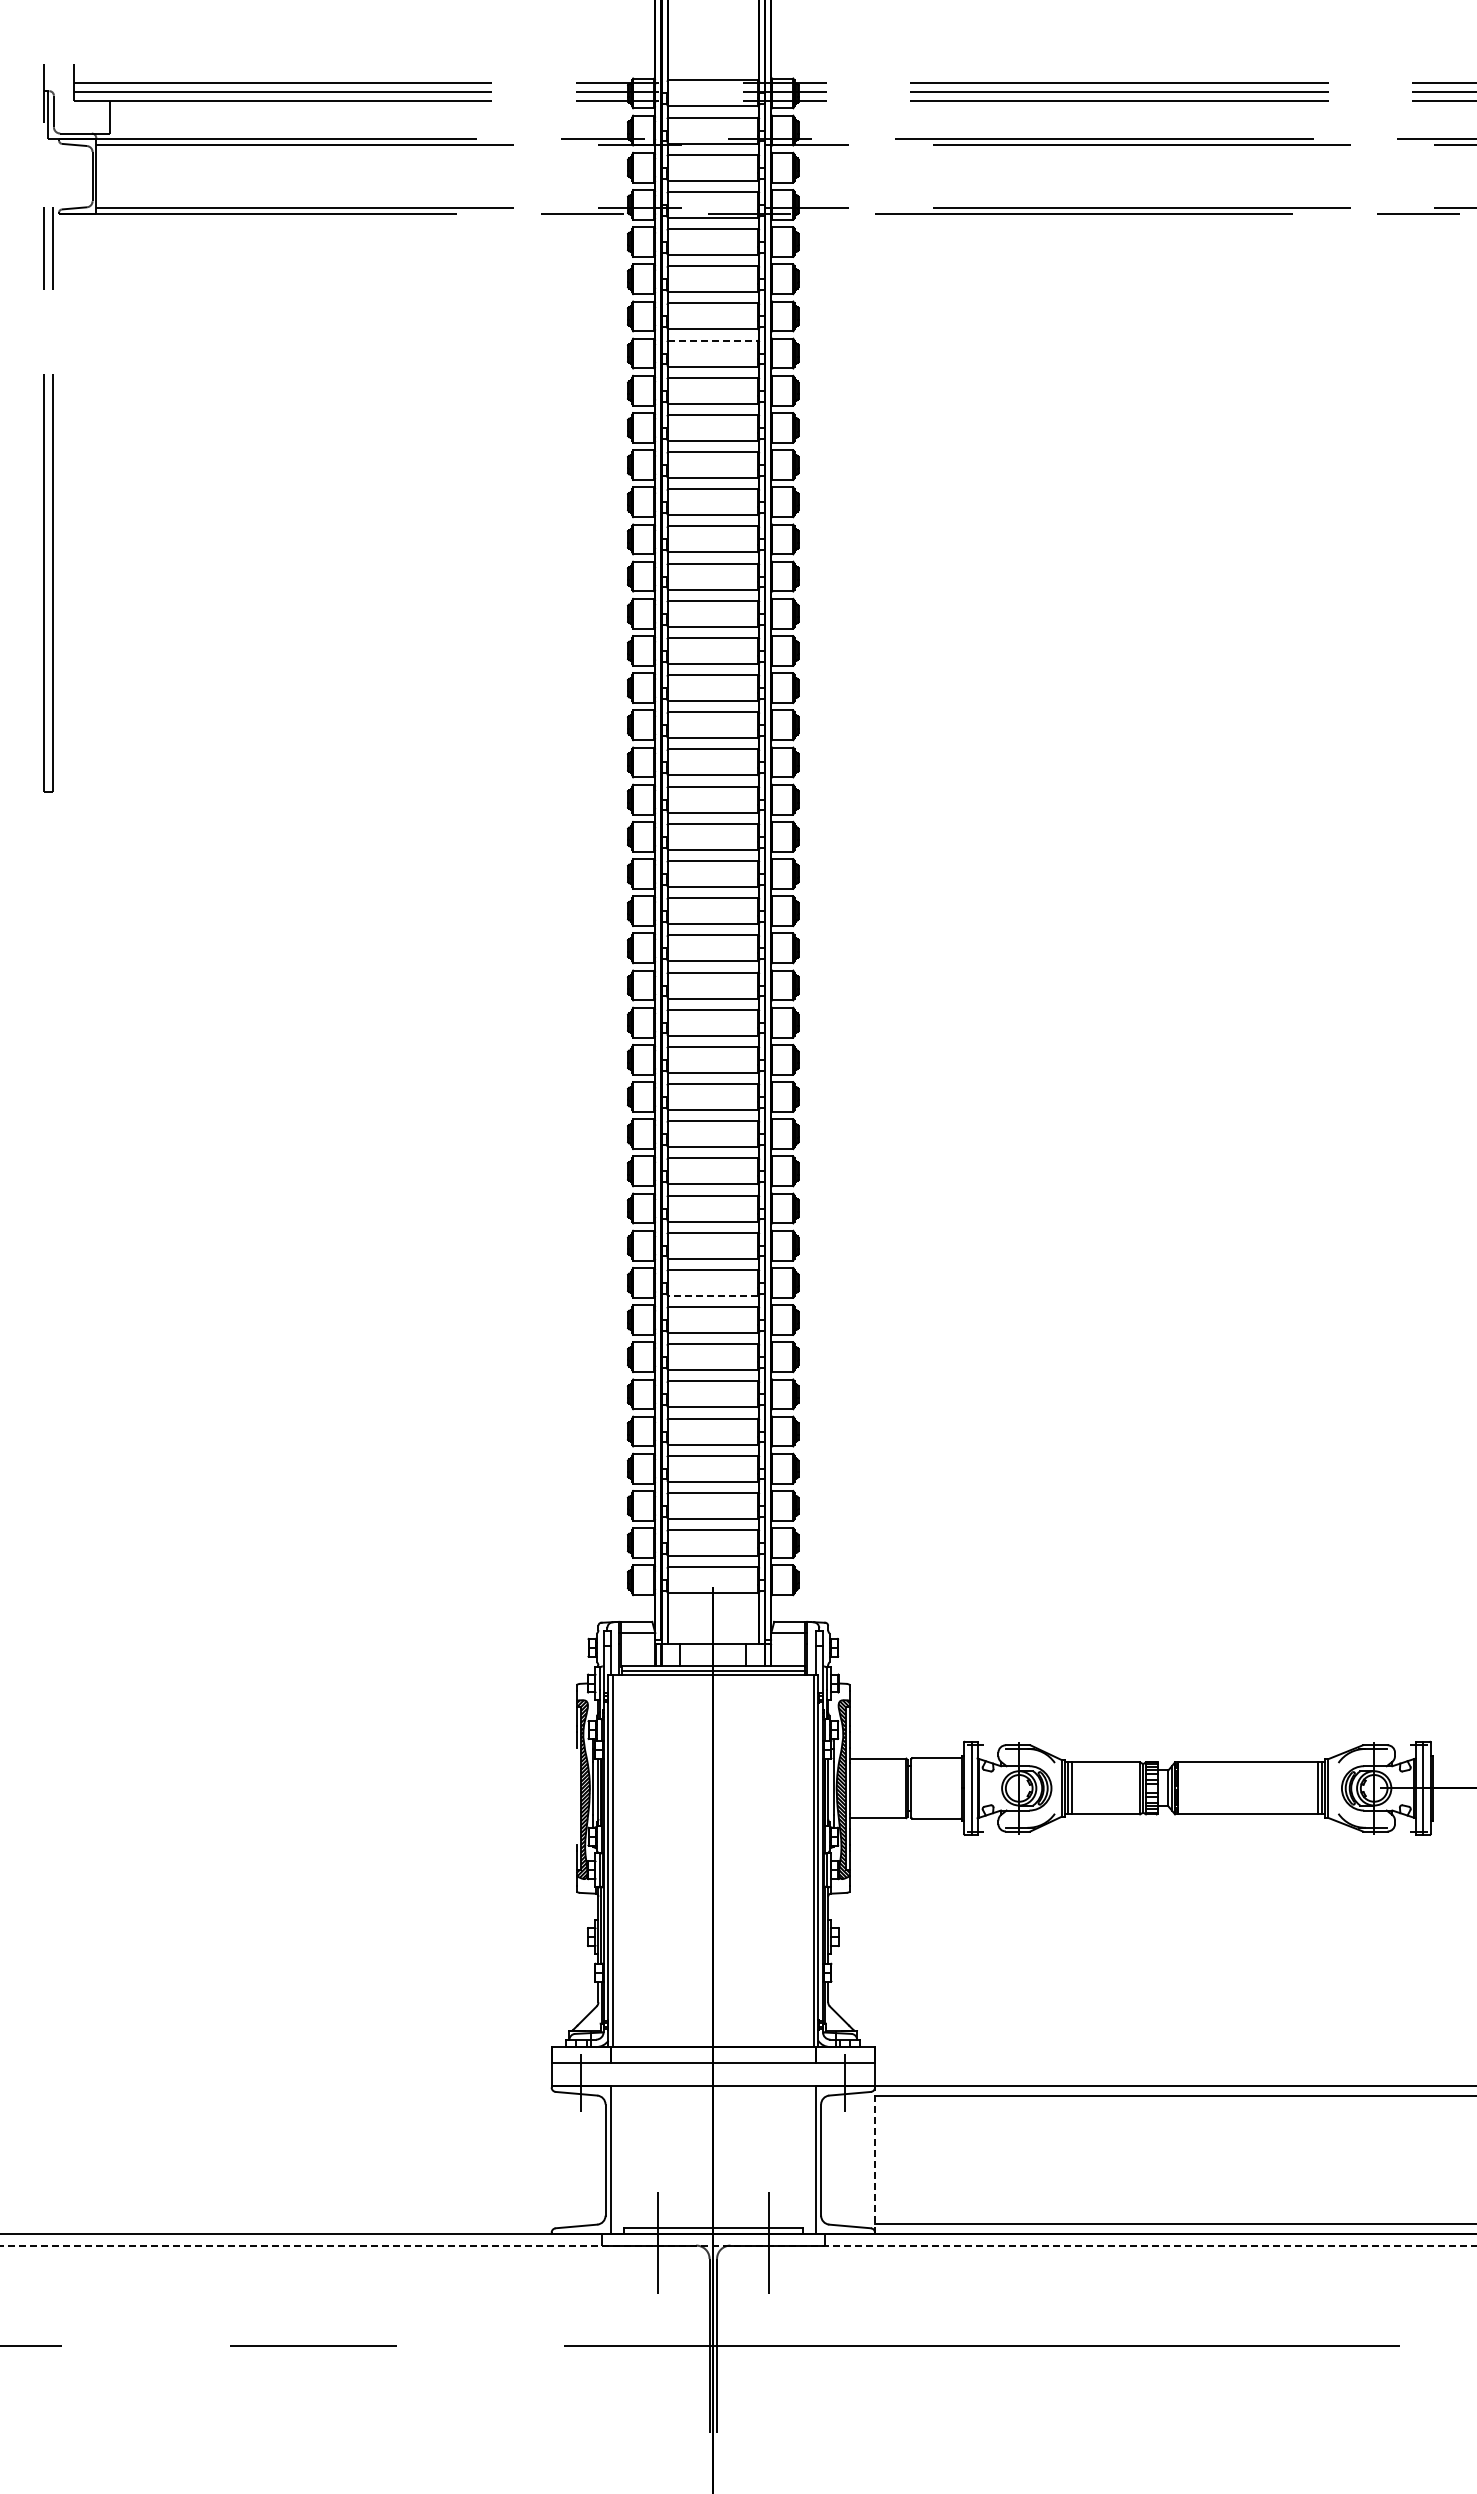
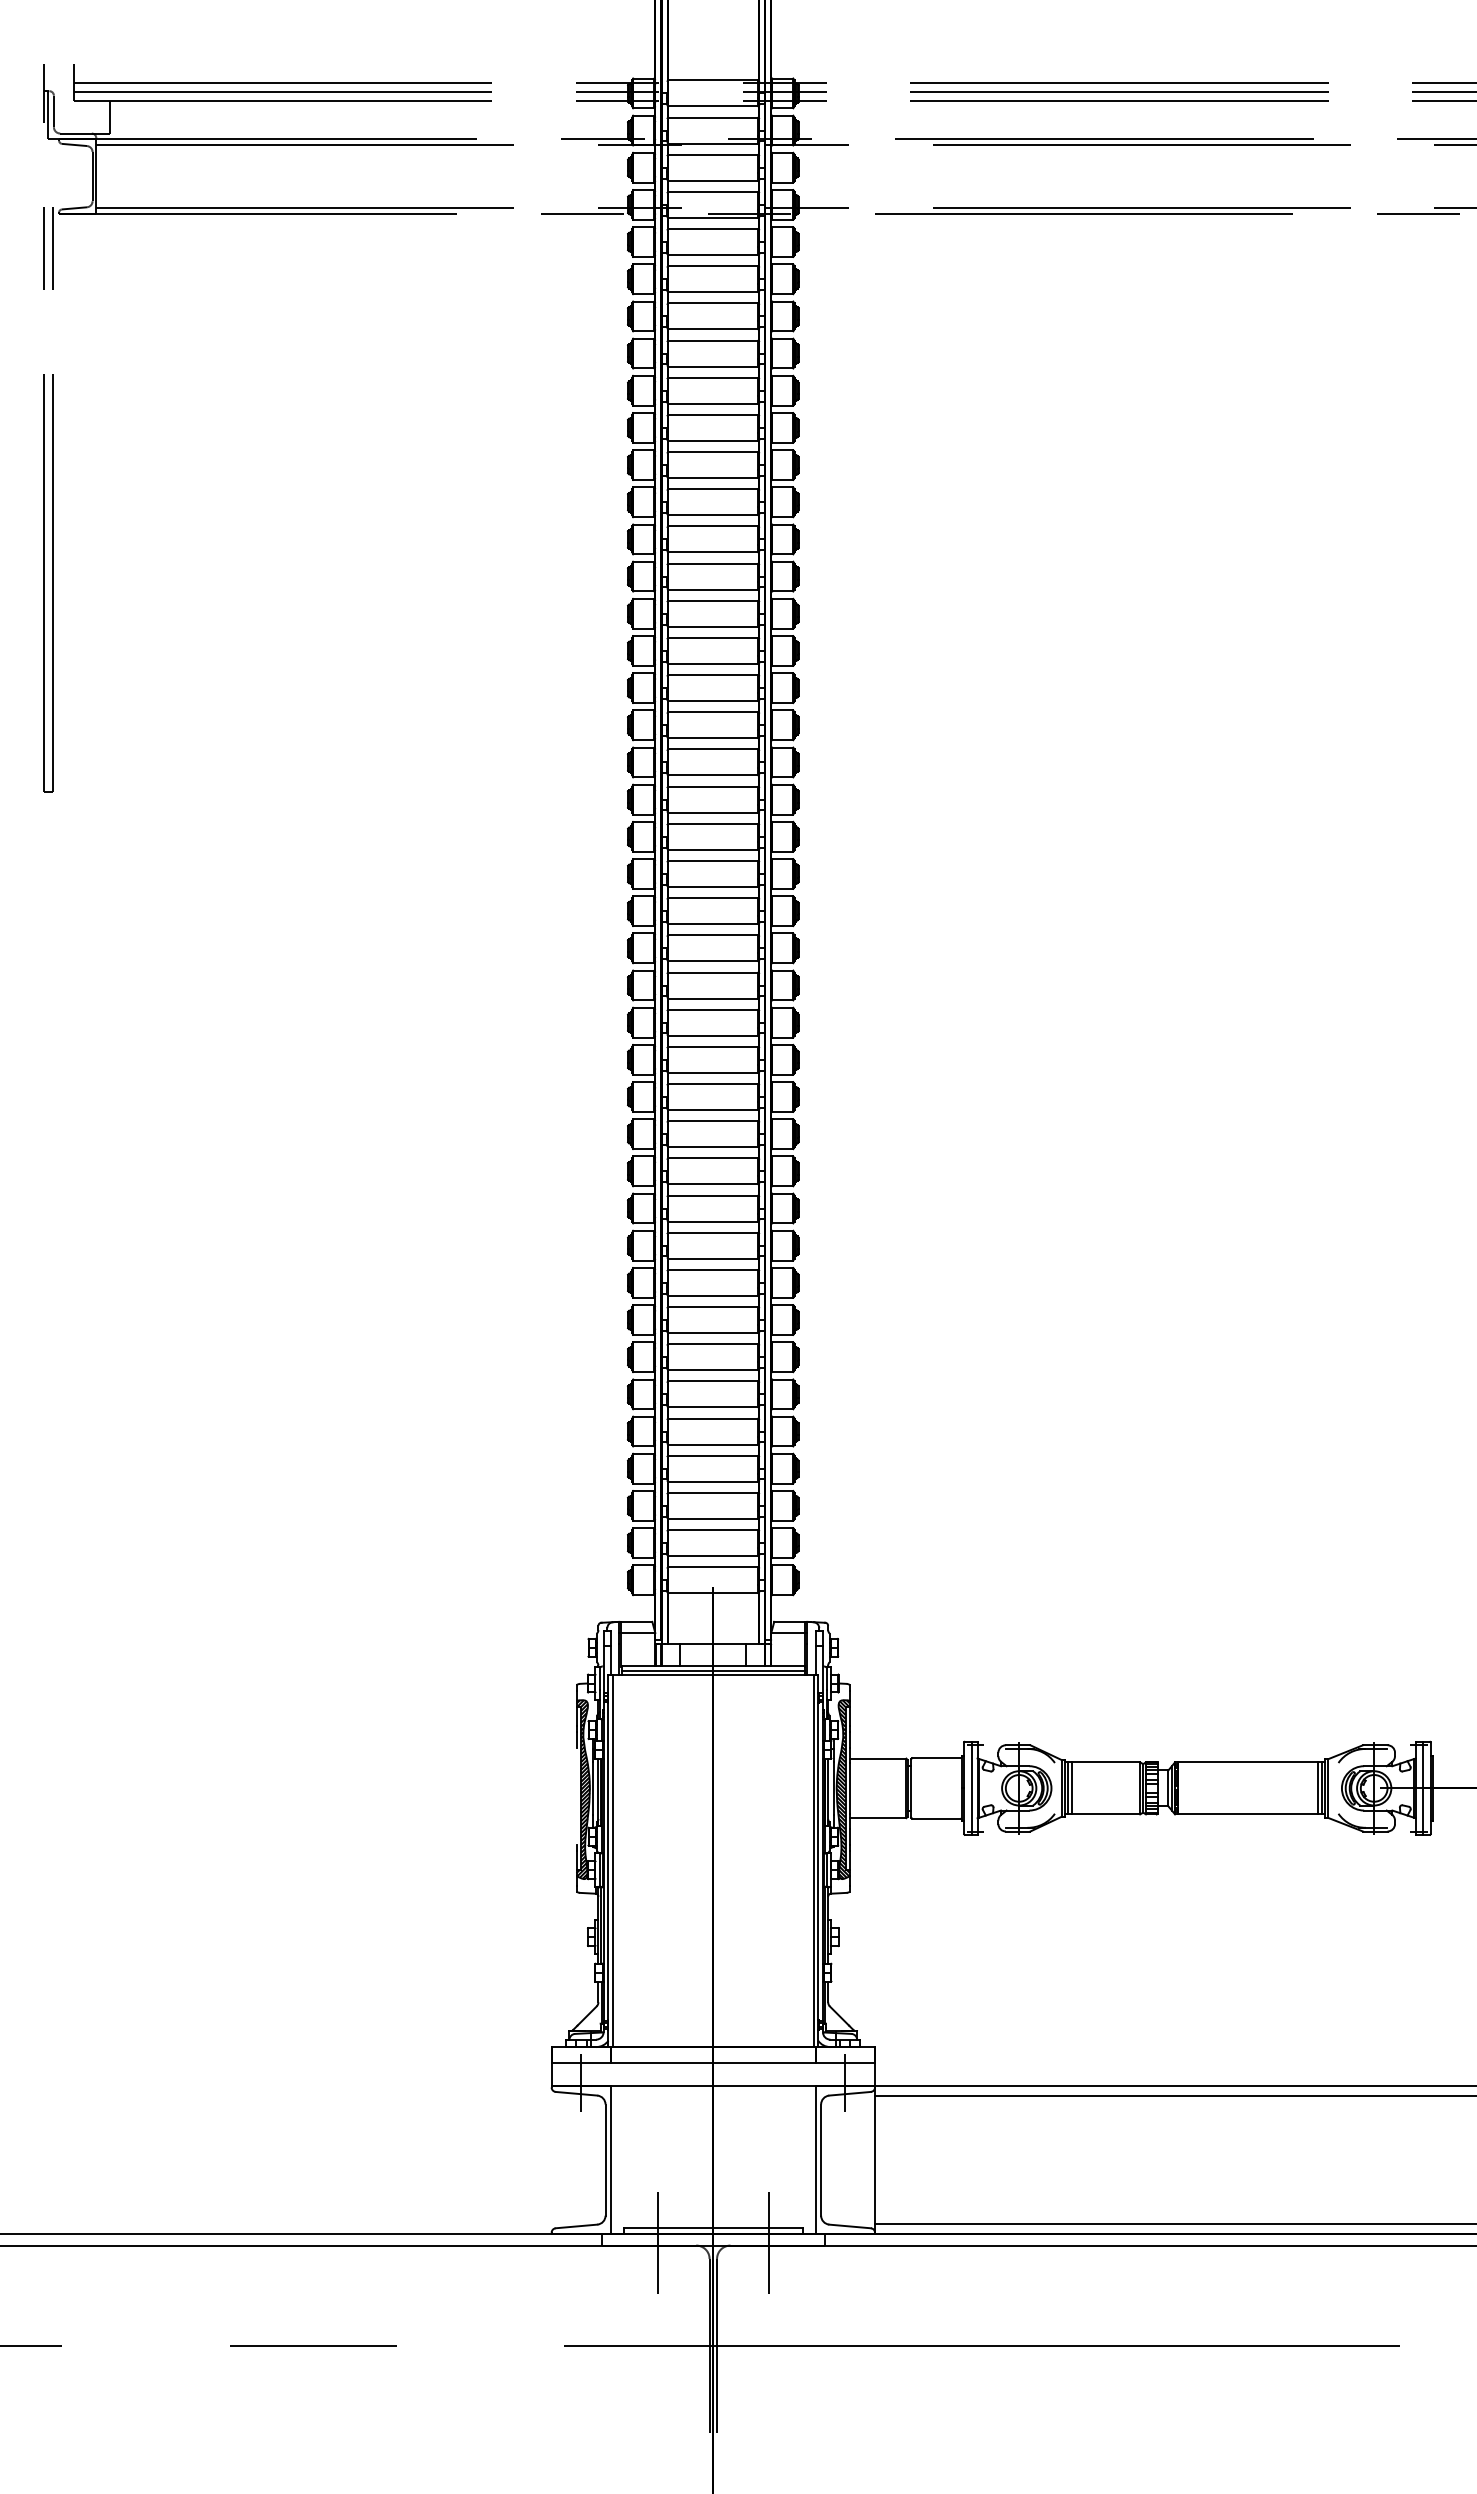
line: dashed -> solid (713, 340)
line: dashed -> solid (713, 1295)
line: dashed -> solid (875, 2159)
line: dashed -> solid (738, 2245)
